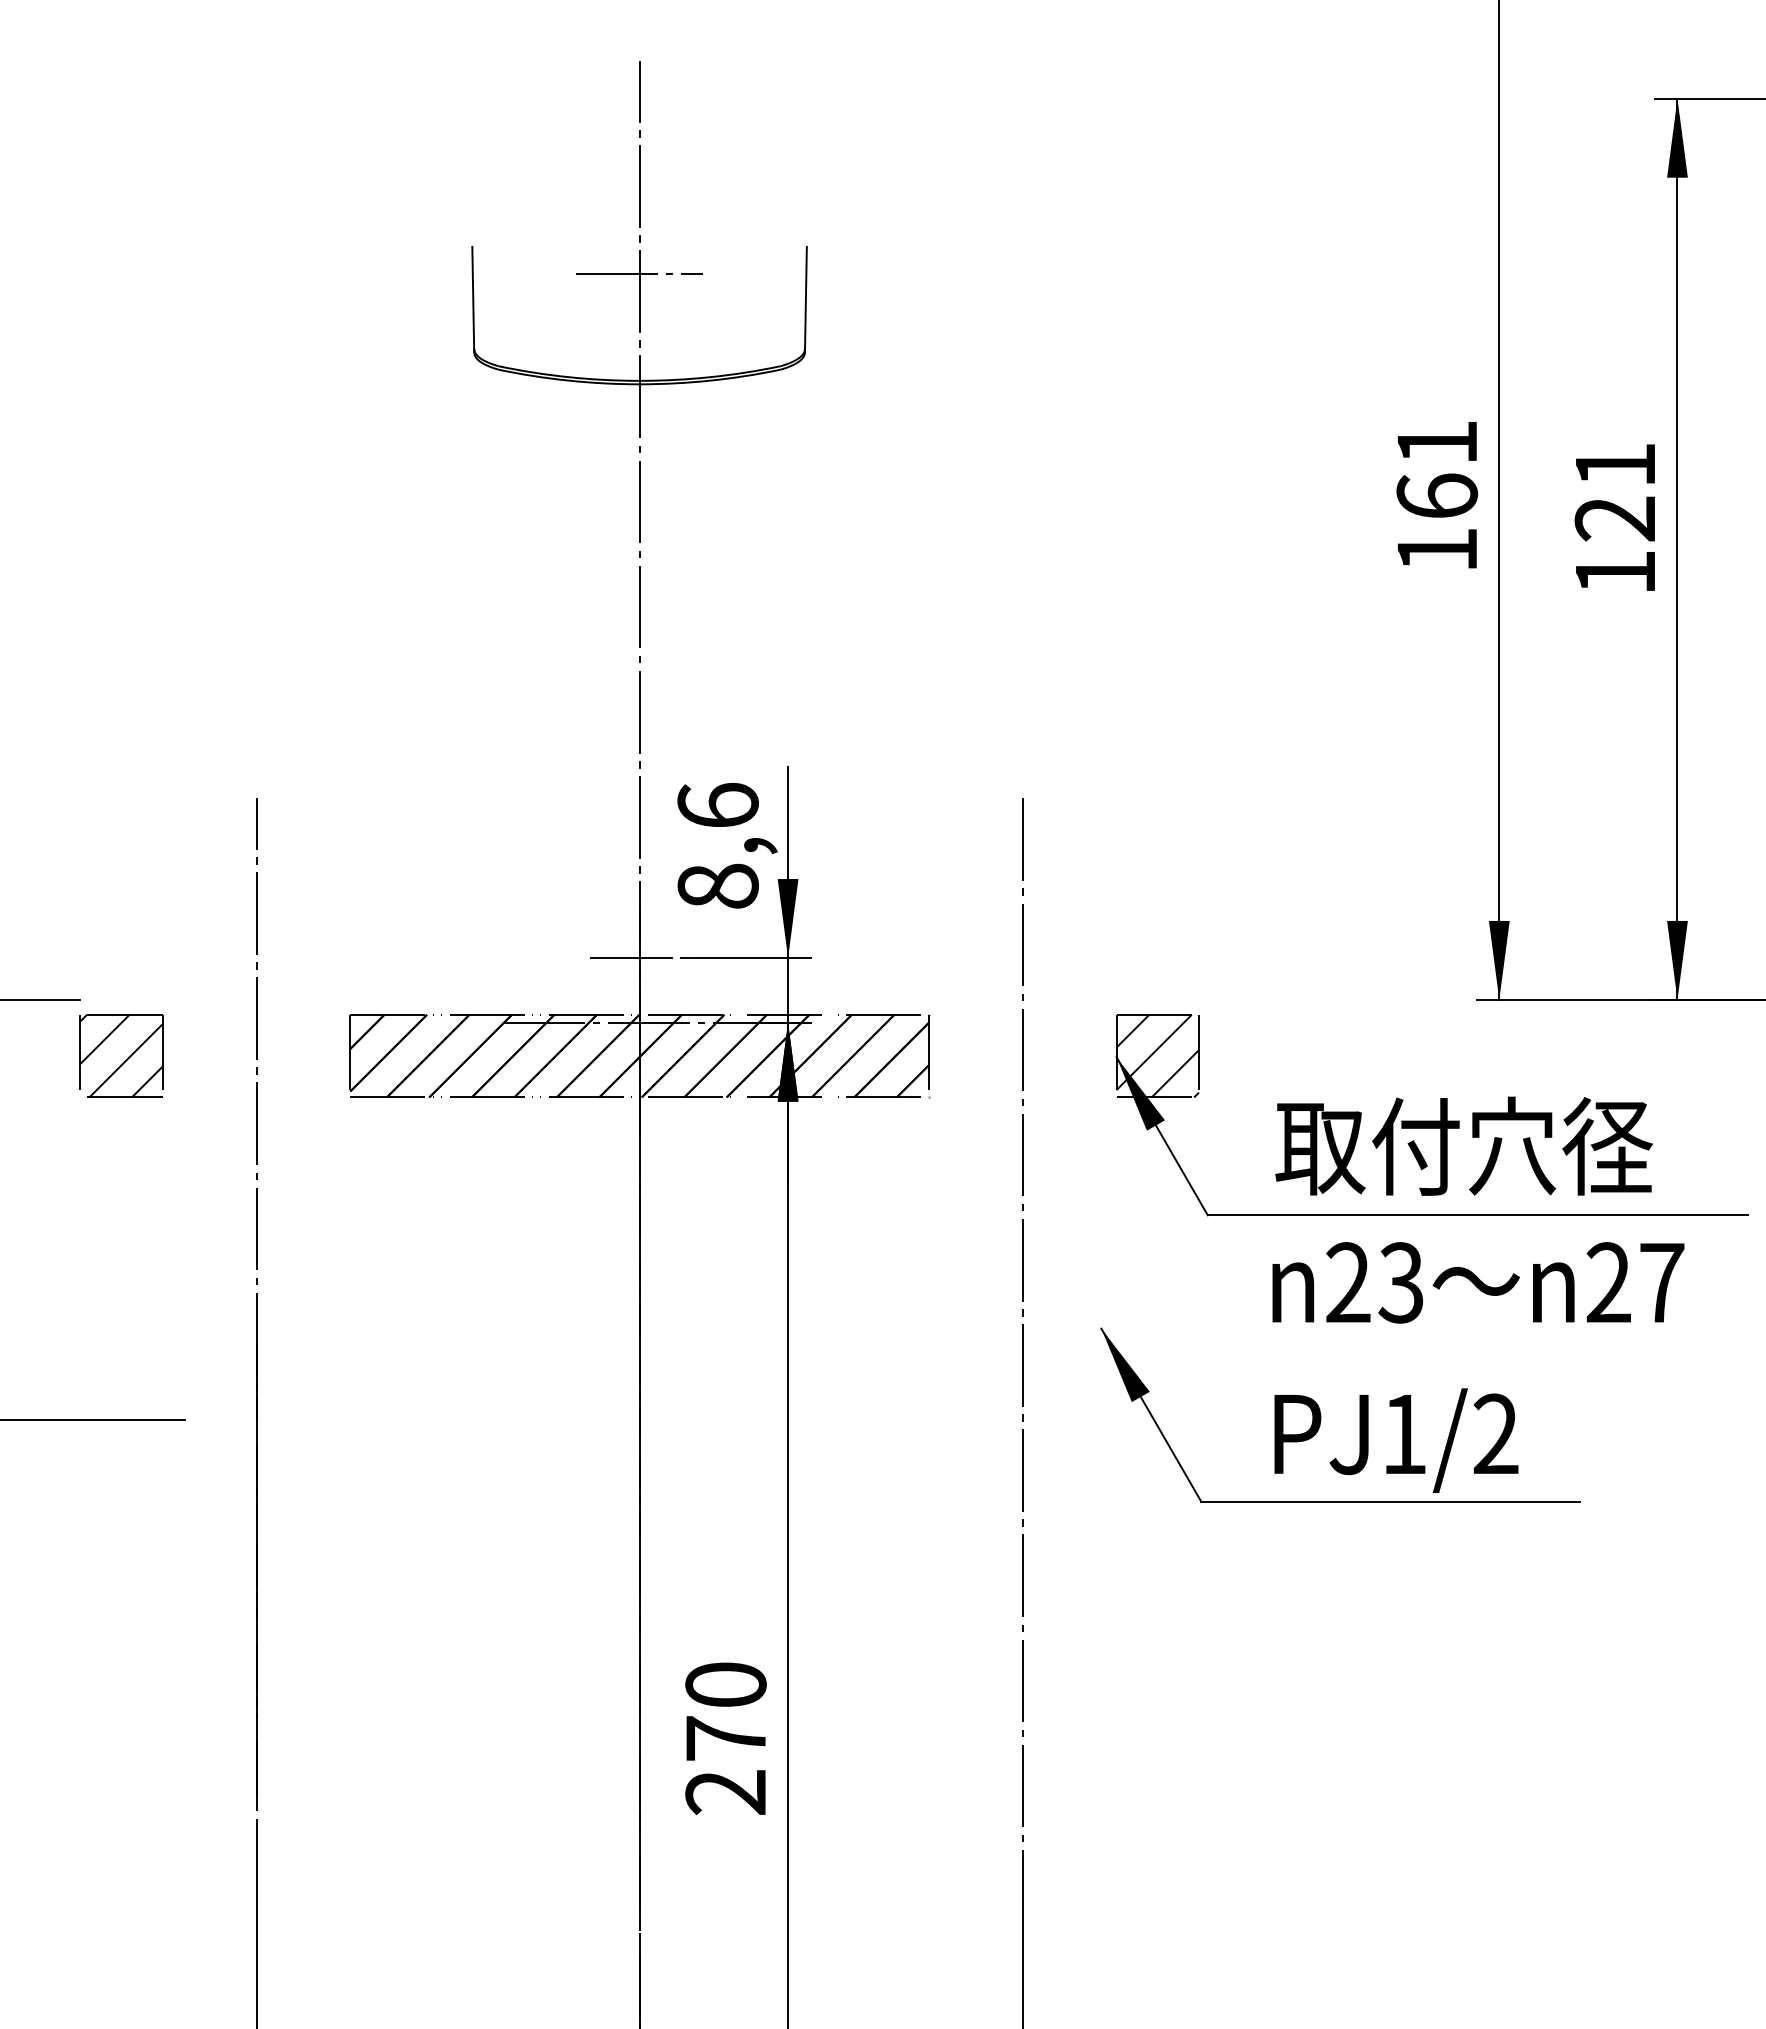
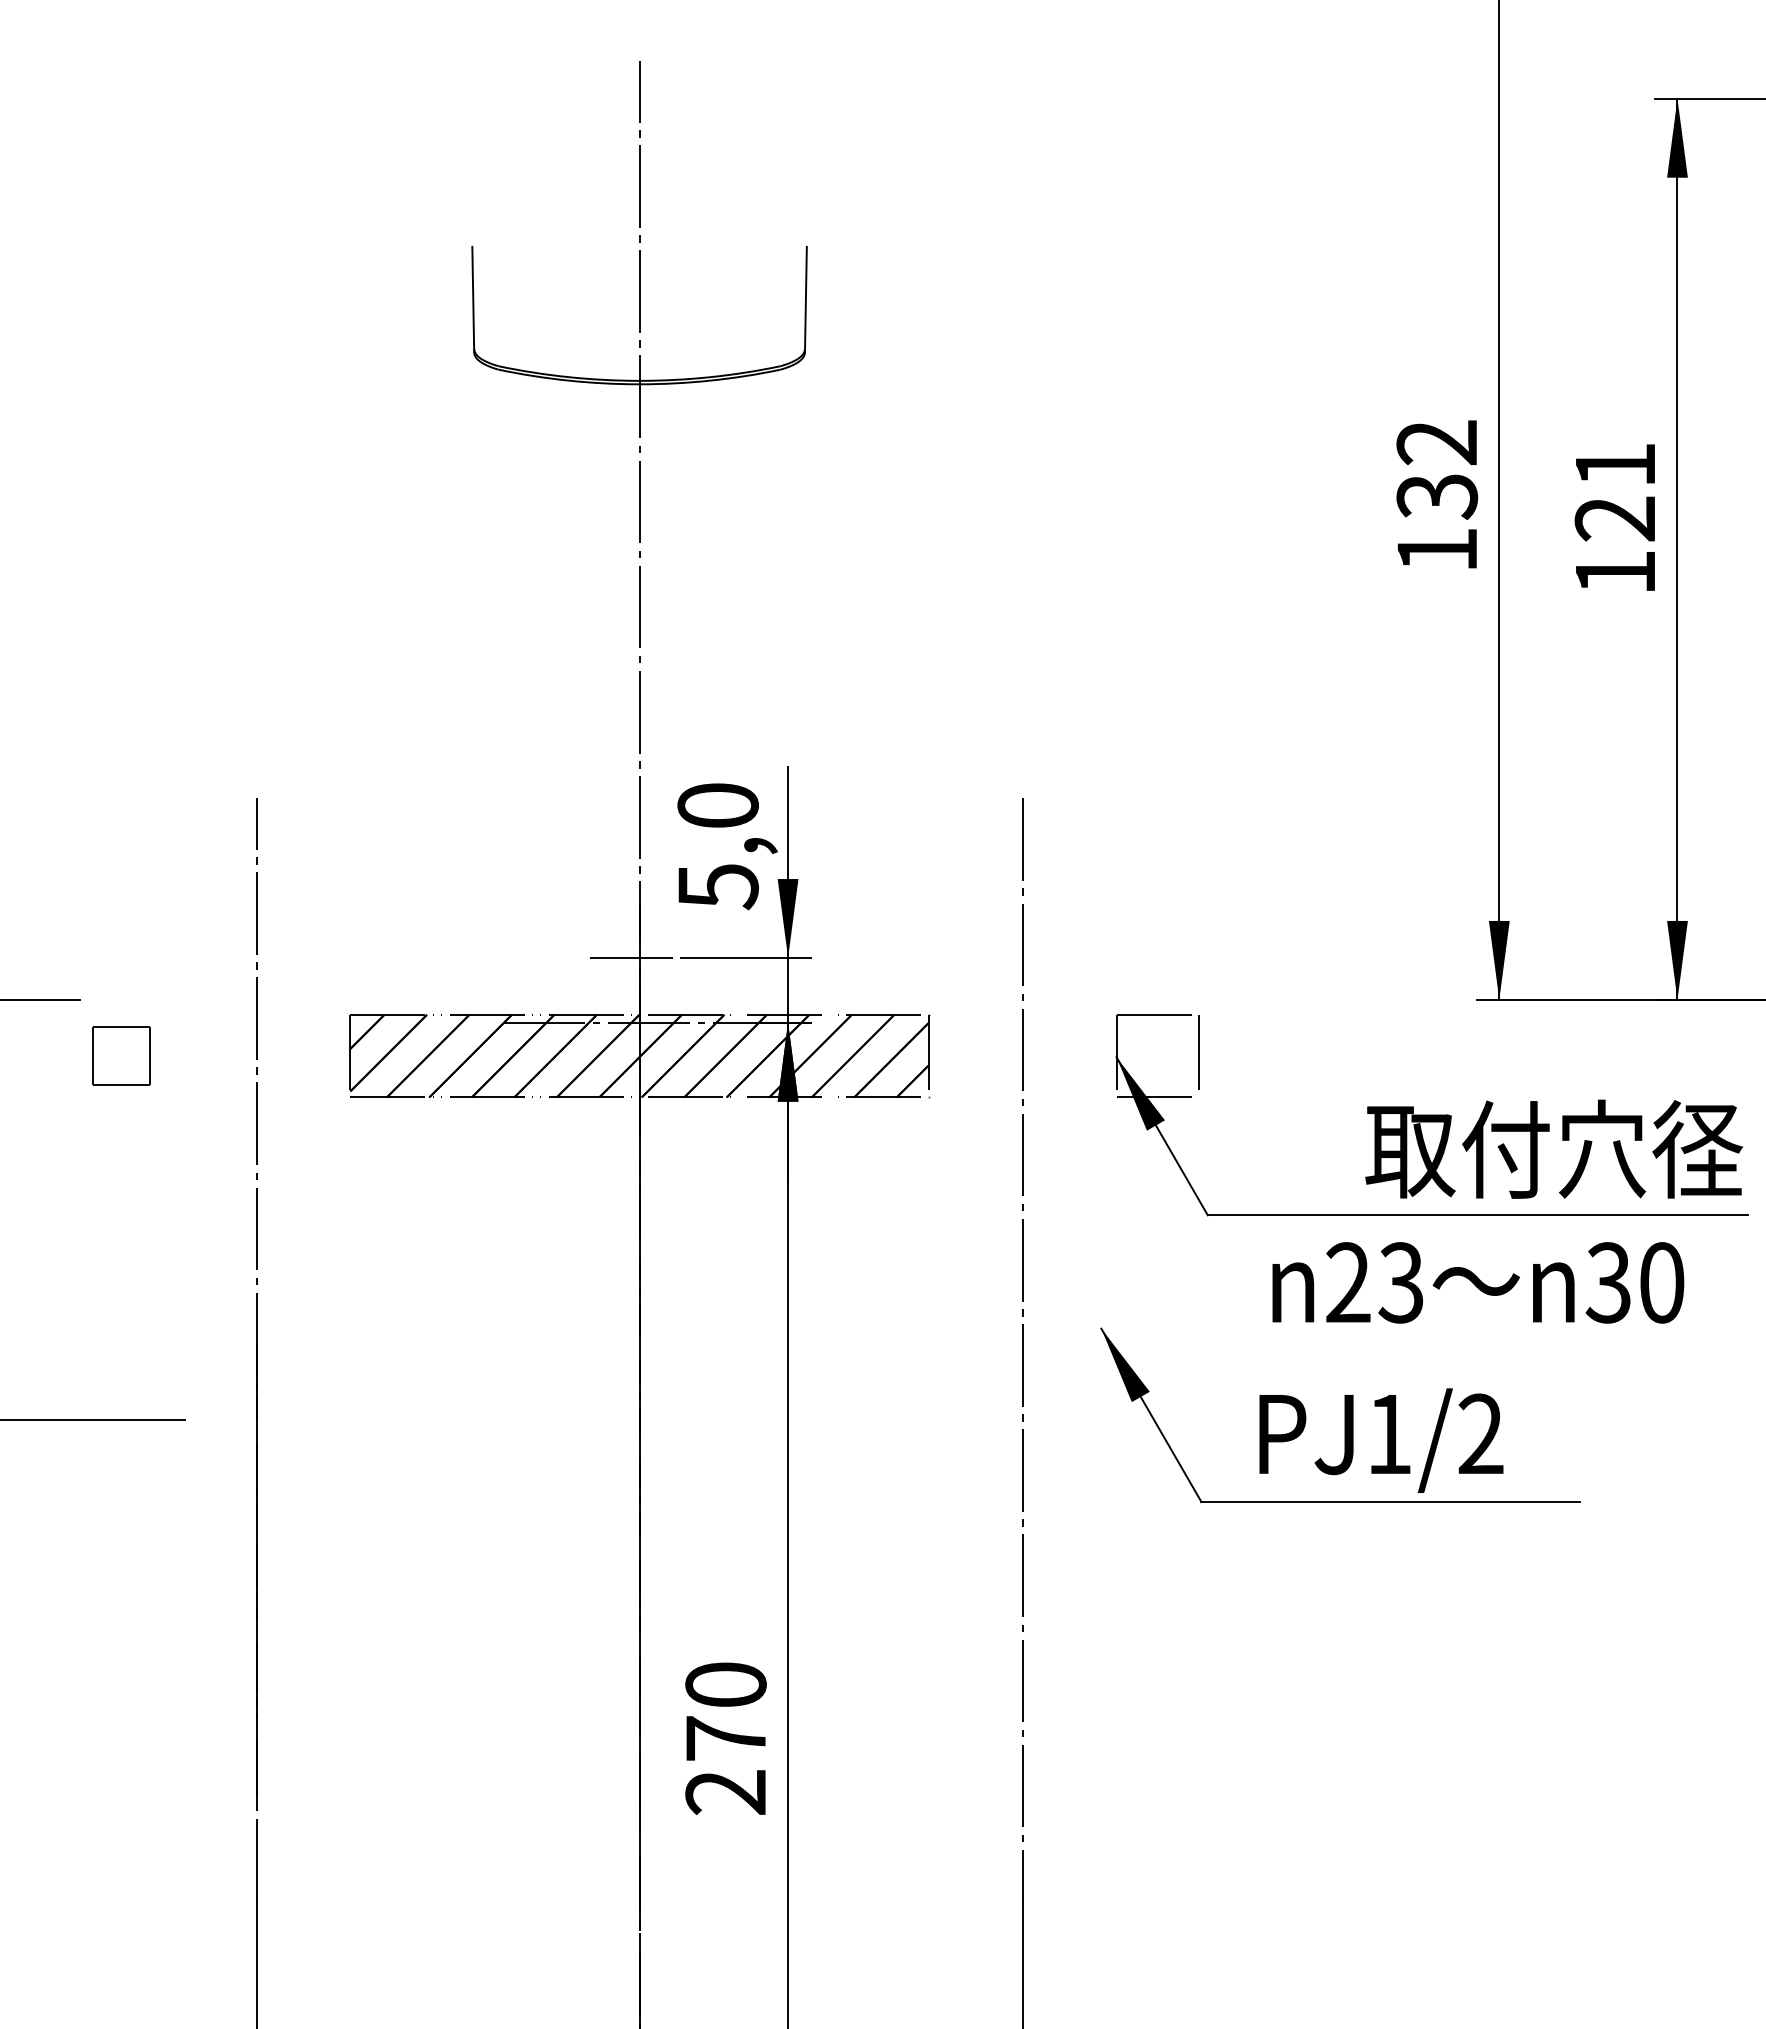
line: present -> none (639, 274)
text: 161 -> 132 (1437, 470)
text: 8,6 -> 5,0 (717, 846)
part size: 85x84 px -> 59x60 px (121, 1055)
hatch: present -> none (1157, 1055)
text position: (1464, 1145) -> (1554, 1148) (1554, 1148)
text: 27 -> 30 (1634, 1282)
text position: (1396, 1440) -> (1381, 1440) (1381, 1440)
